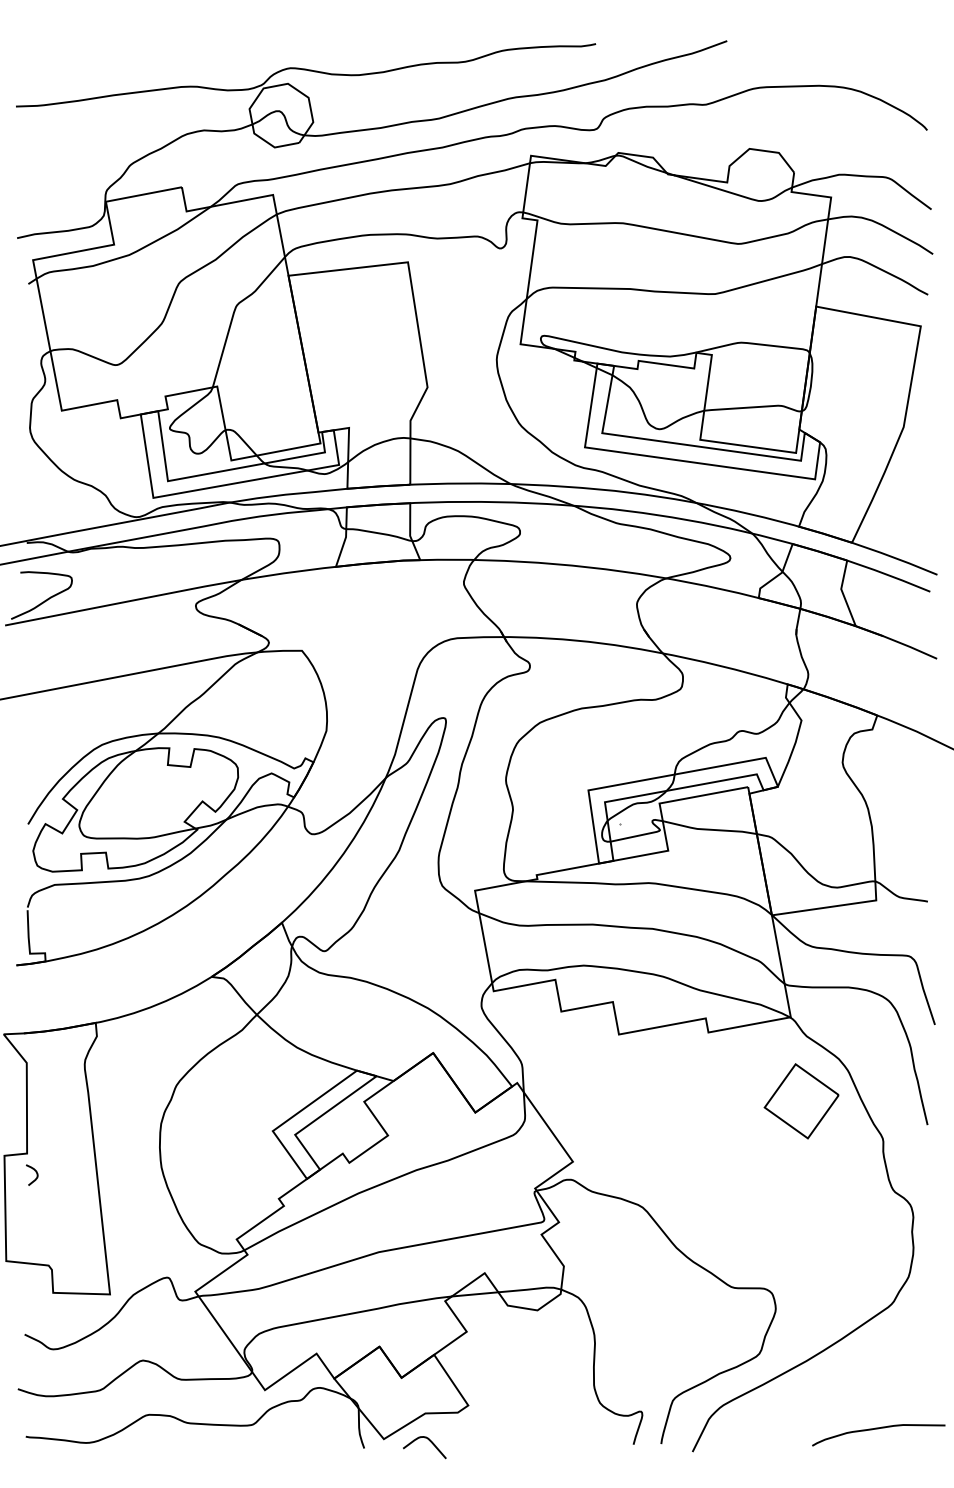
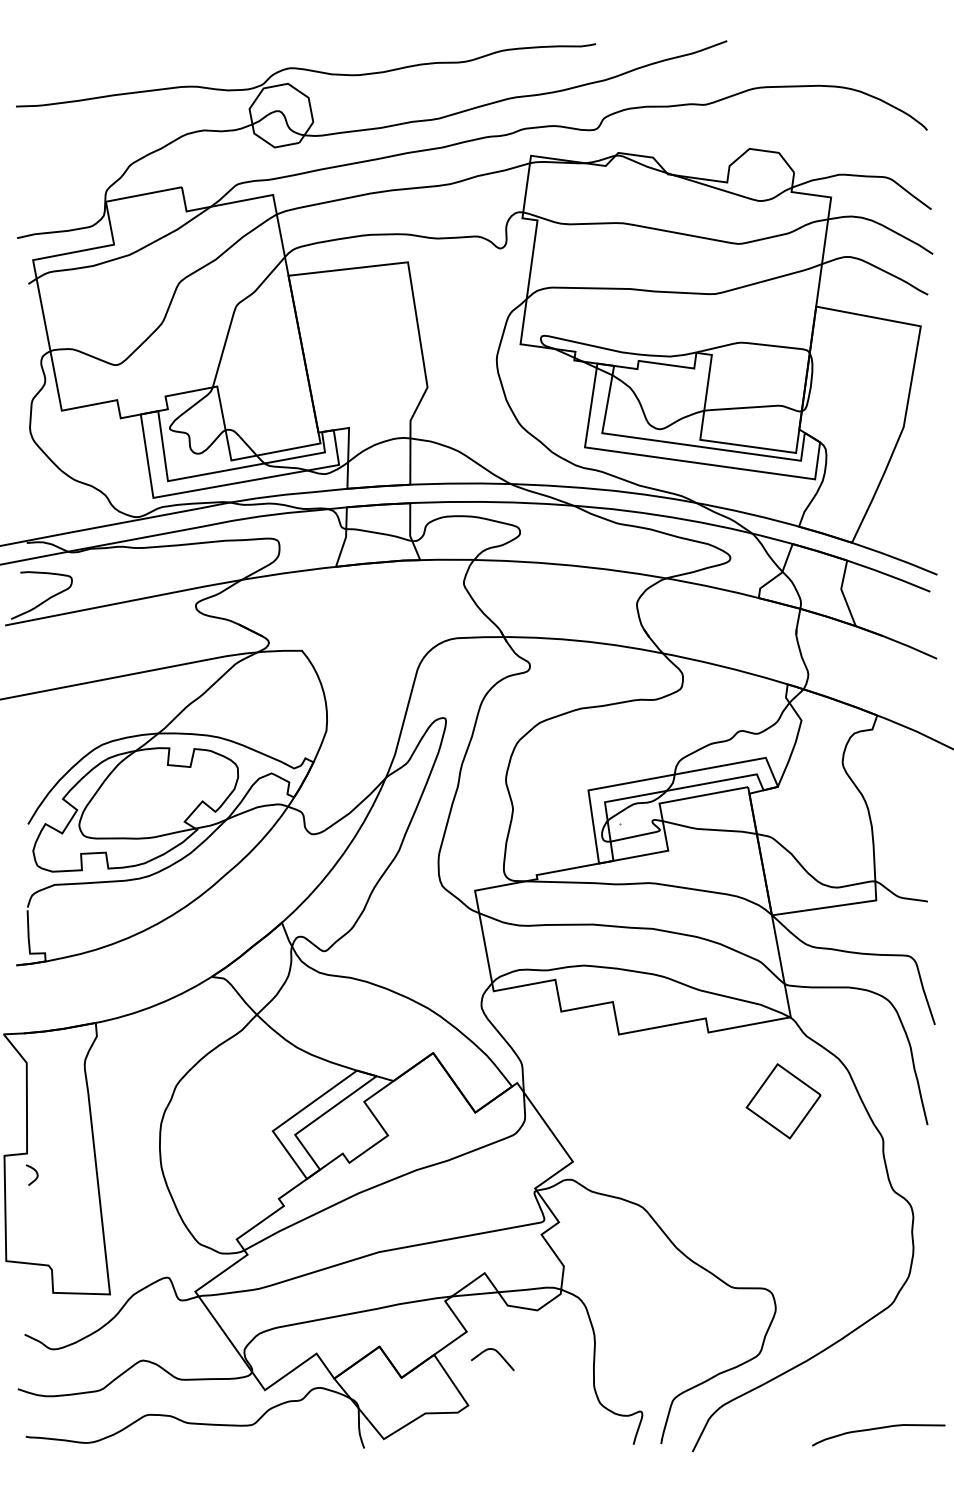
part position: (801, 1101) -> (783, 1101) (783, 1101)
curve position: (429, 1441) -> (497, 1353) (497, 1353)
